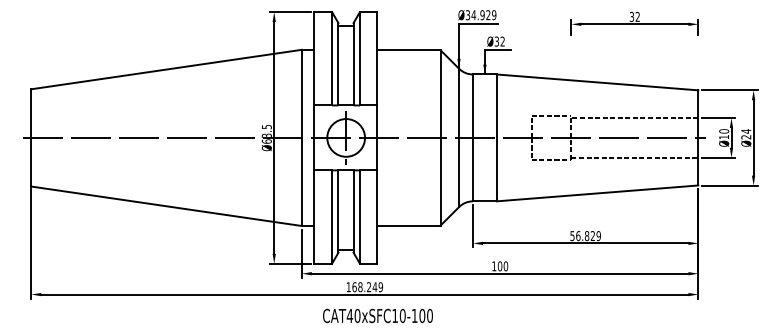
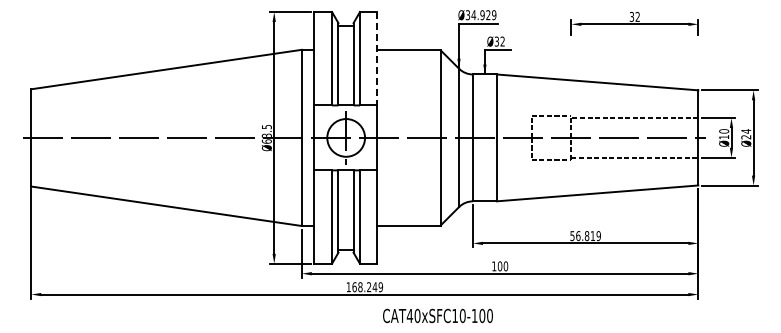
line: solid -> dashed (377, 58)
text: 56.829 -> 56.819 (592, 235)
text position: (377, 315) -> (437, 315) (437, 315)
